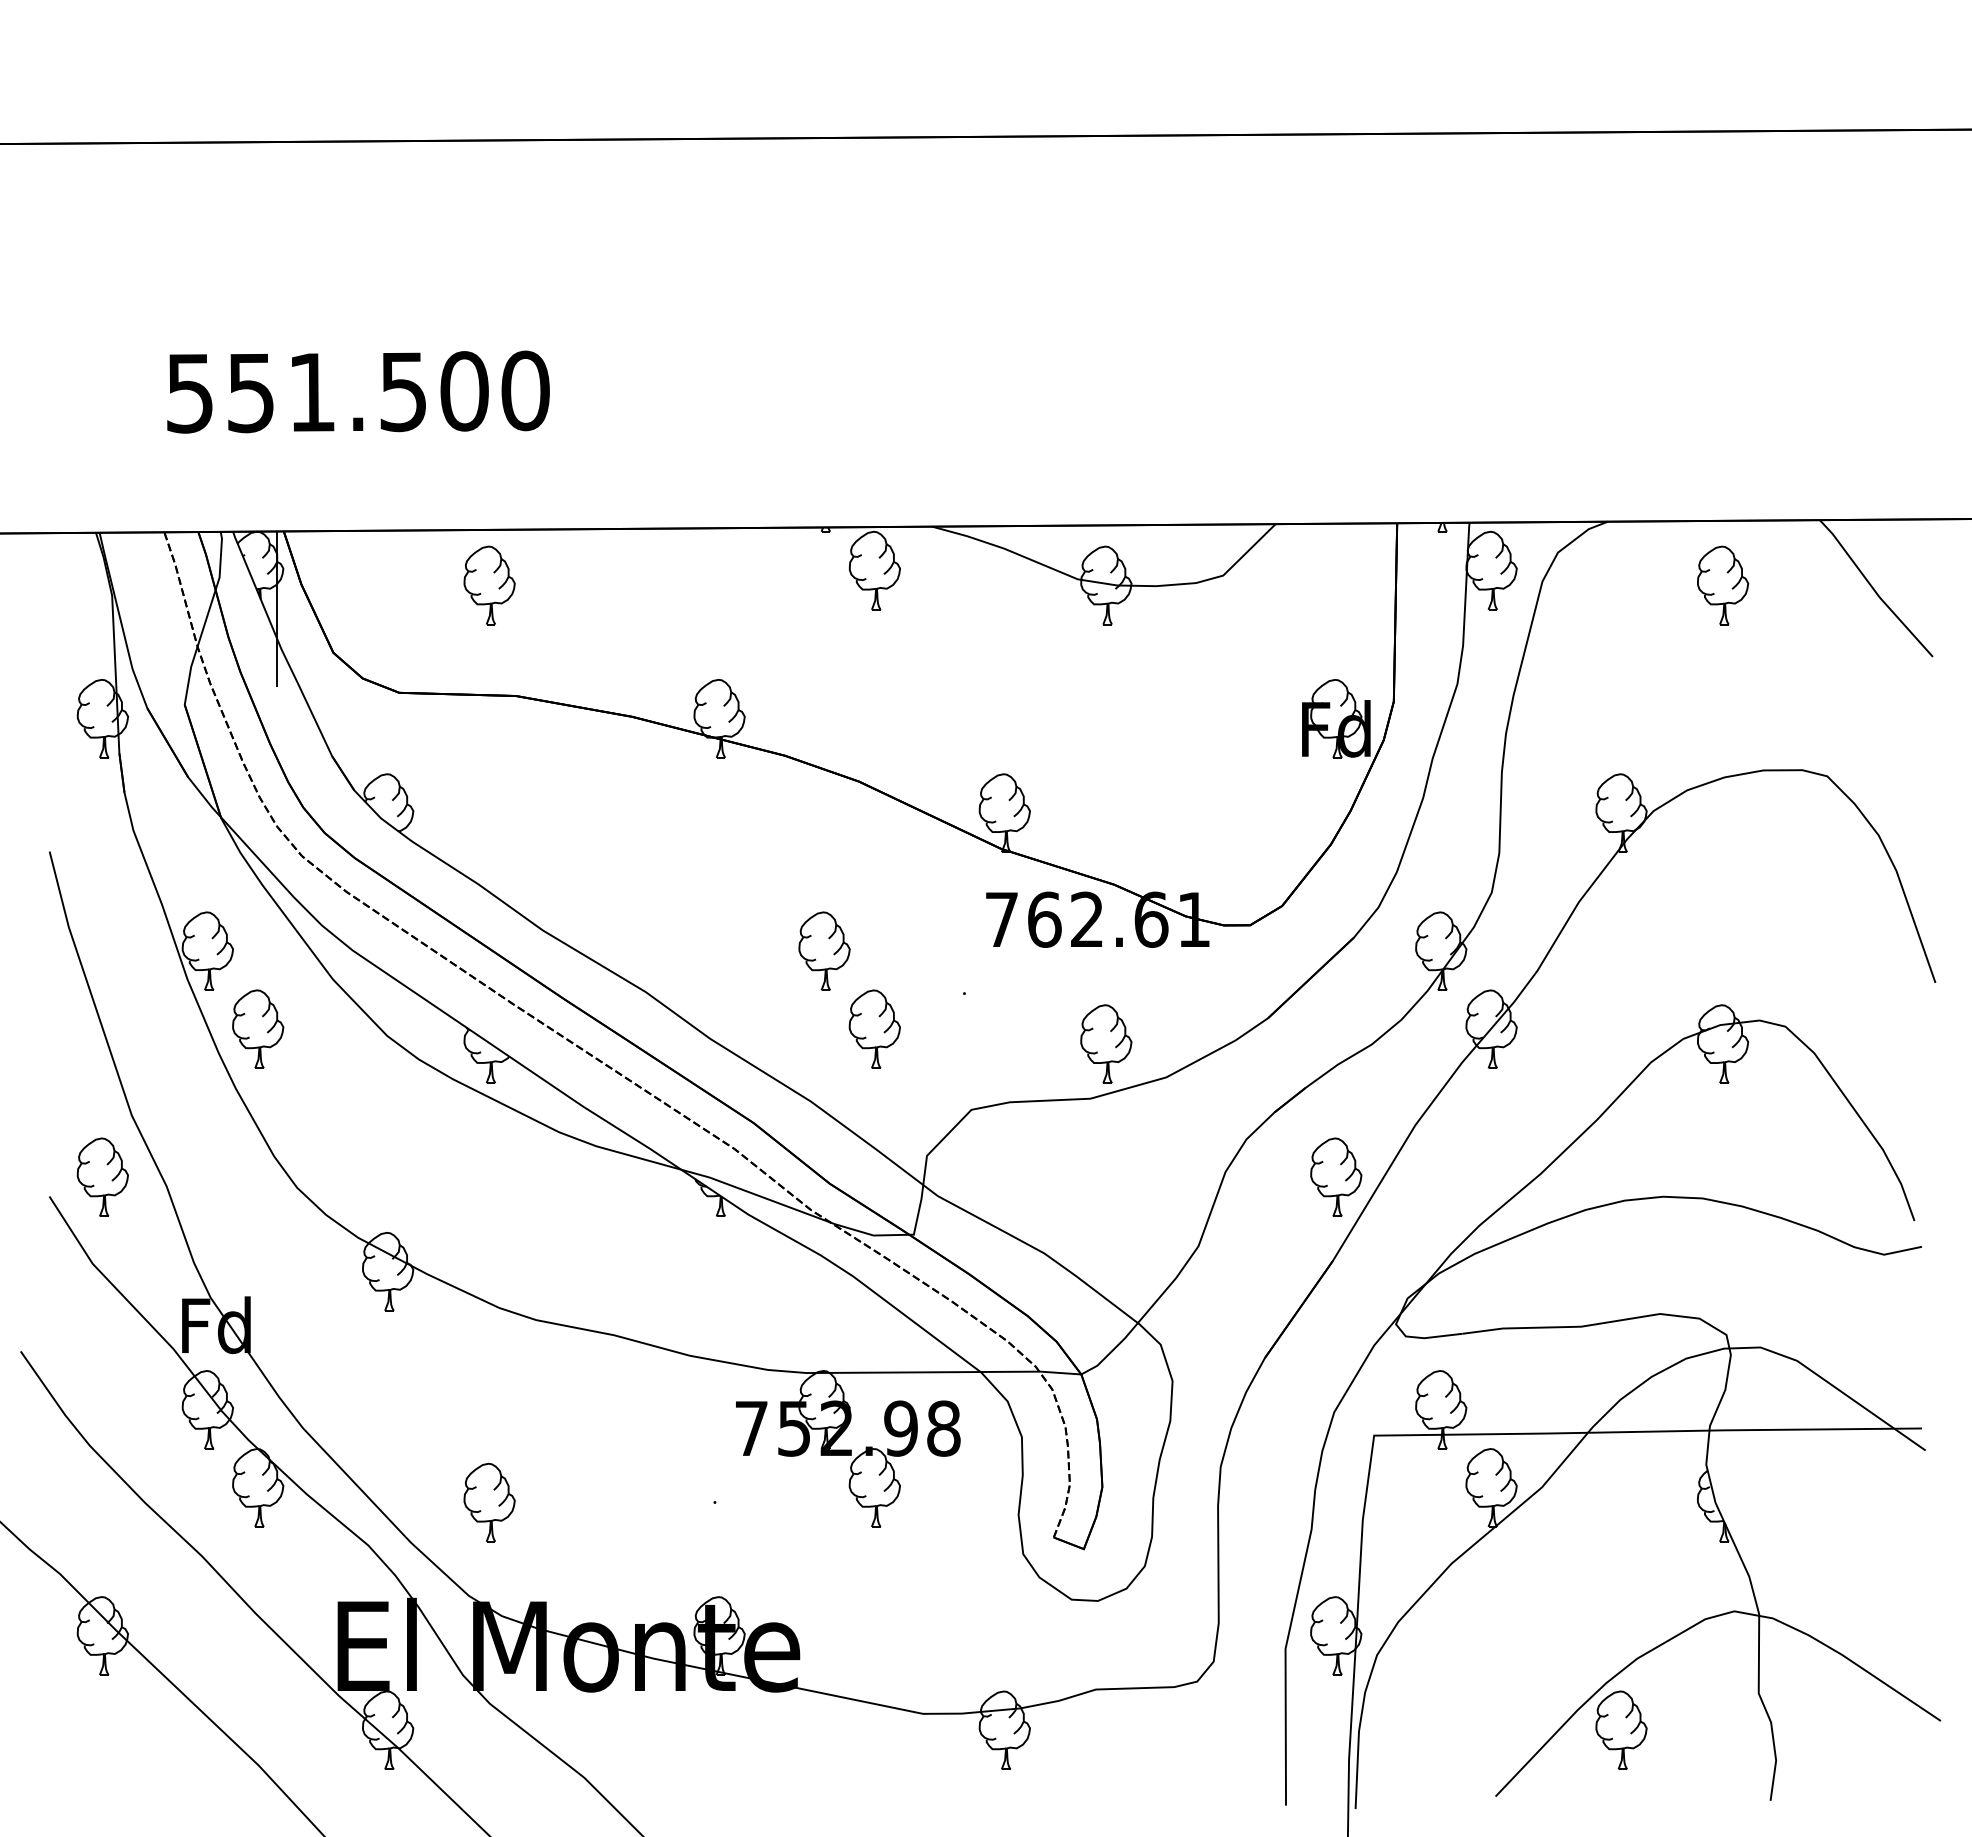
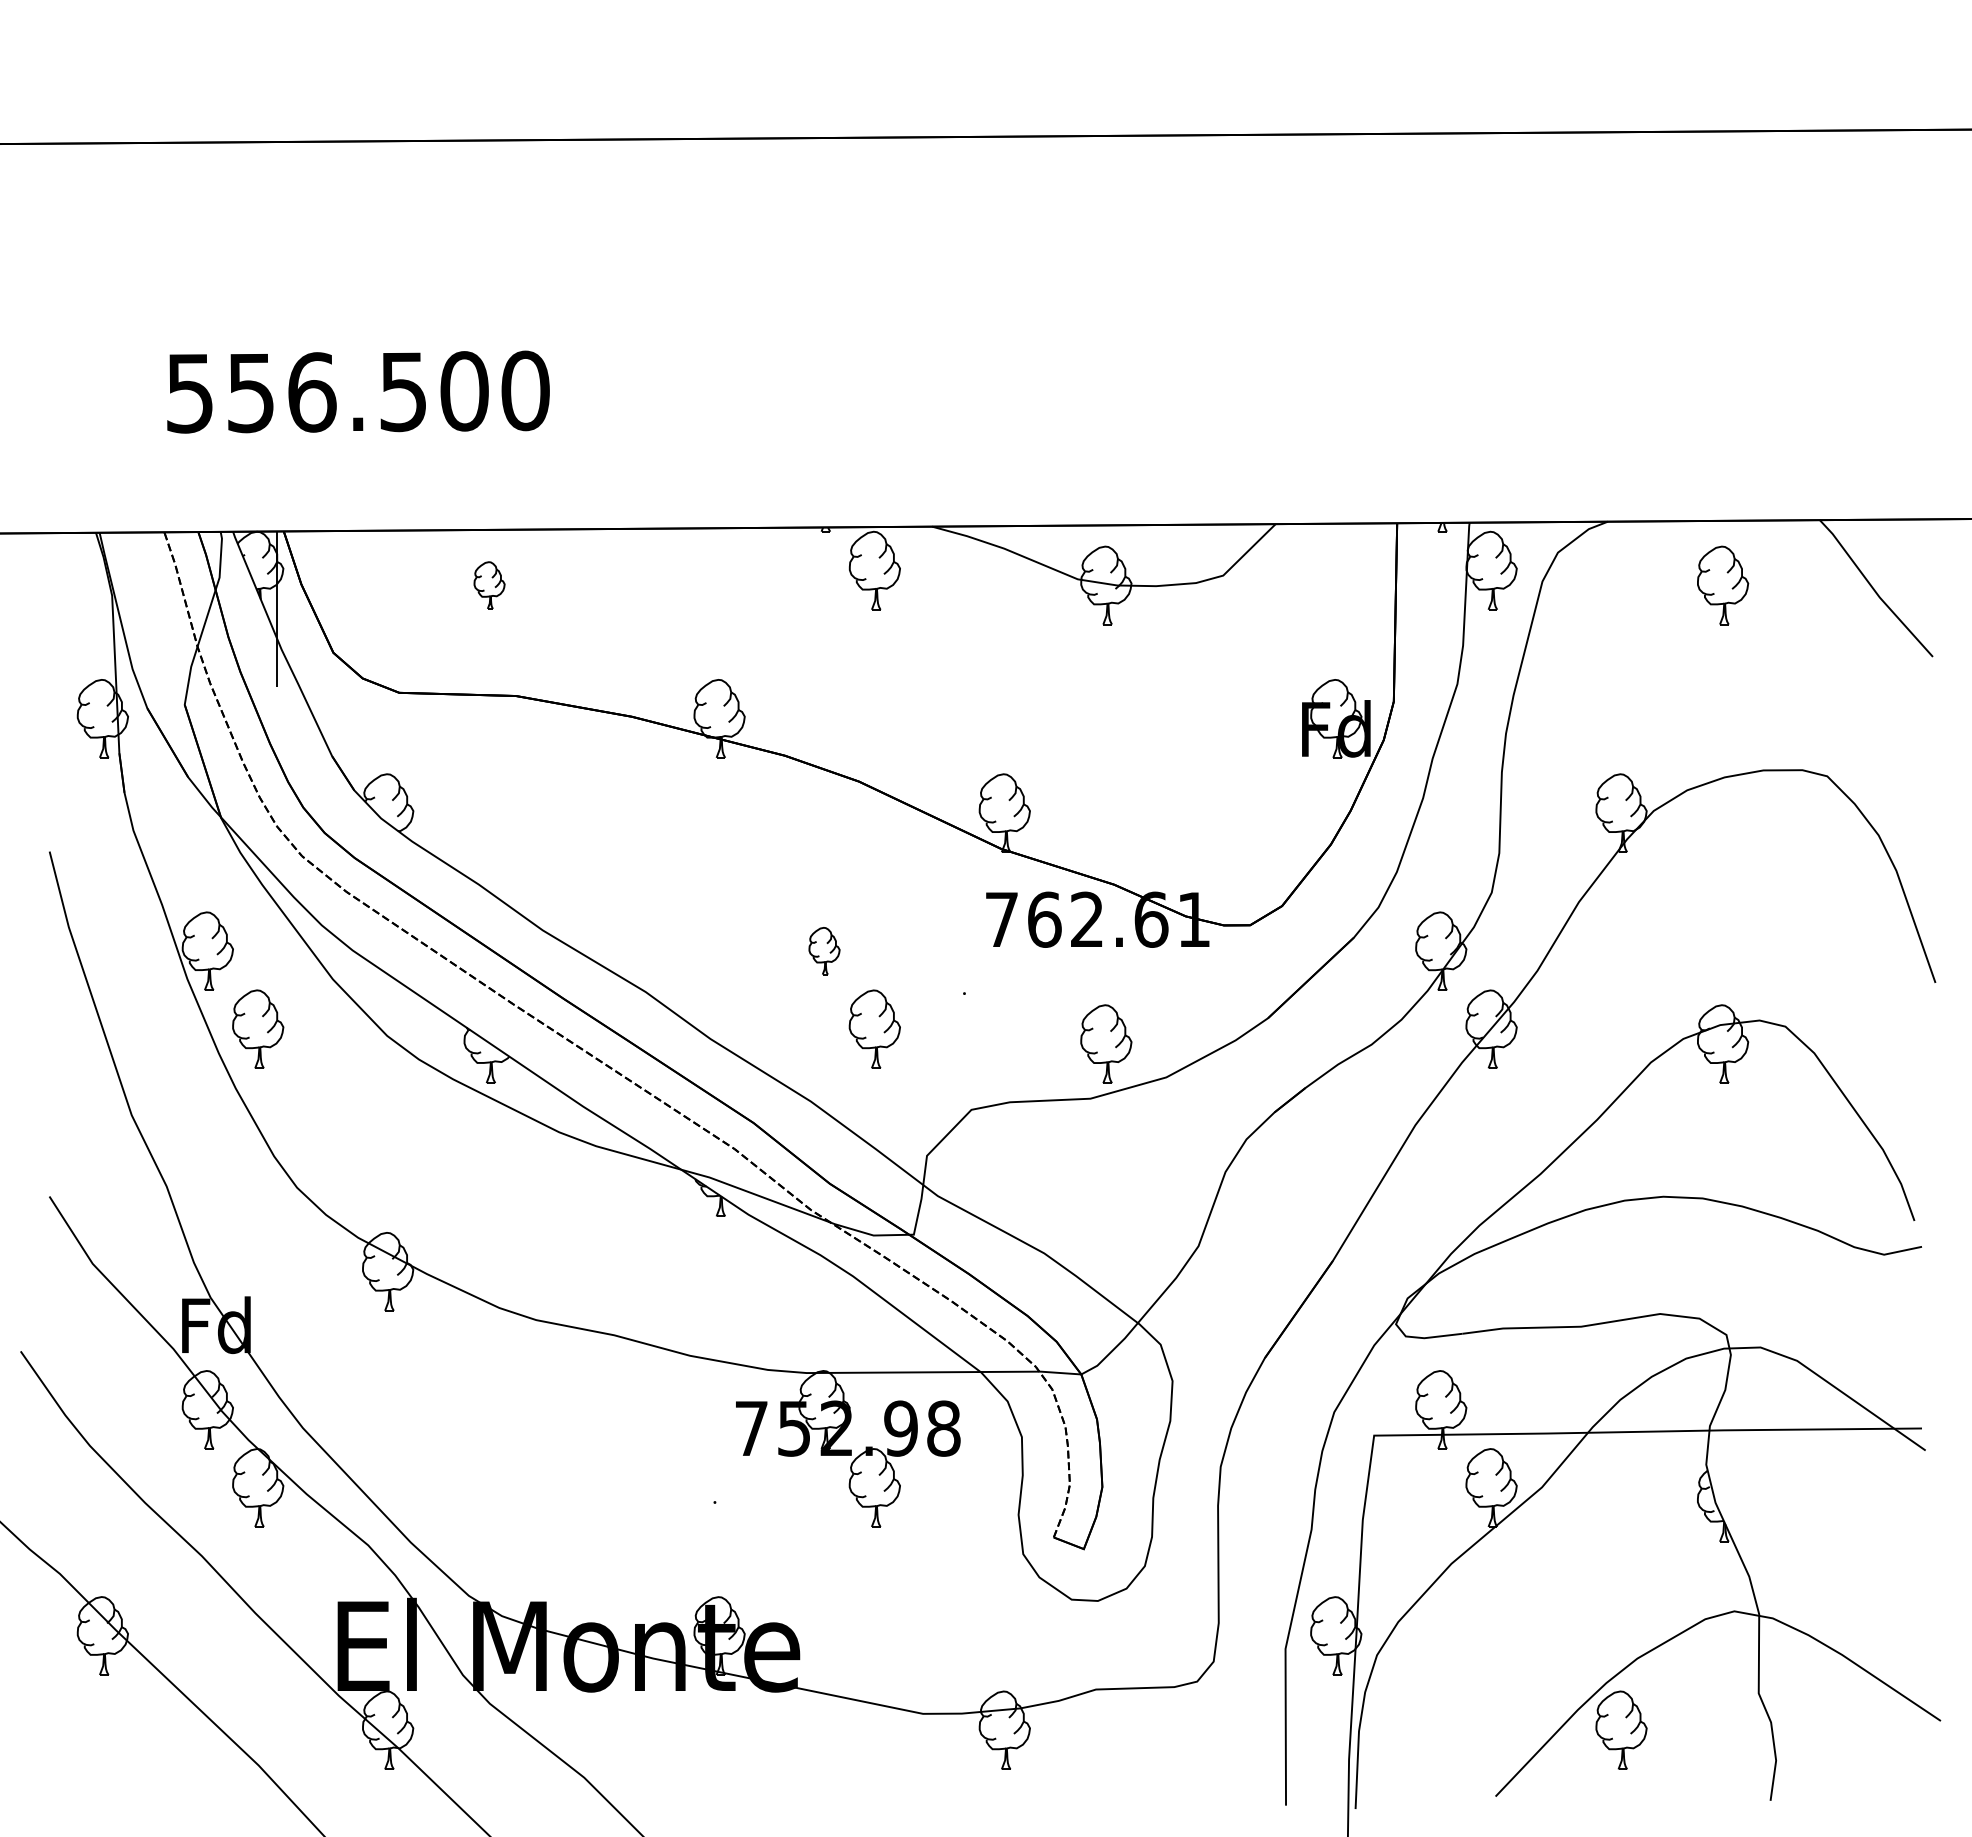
text: 551.500 -> 556.500 (312, 392)
part size: 53x81 px -> 33x49 px (489, 585)
part size: 53x80 px -> 33x49 px (824, 951)
part: present -> none (102, 1176)
part: present -> none (1336, 1176)
part: present -> none (489, 1502)
